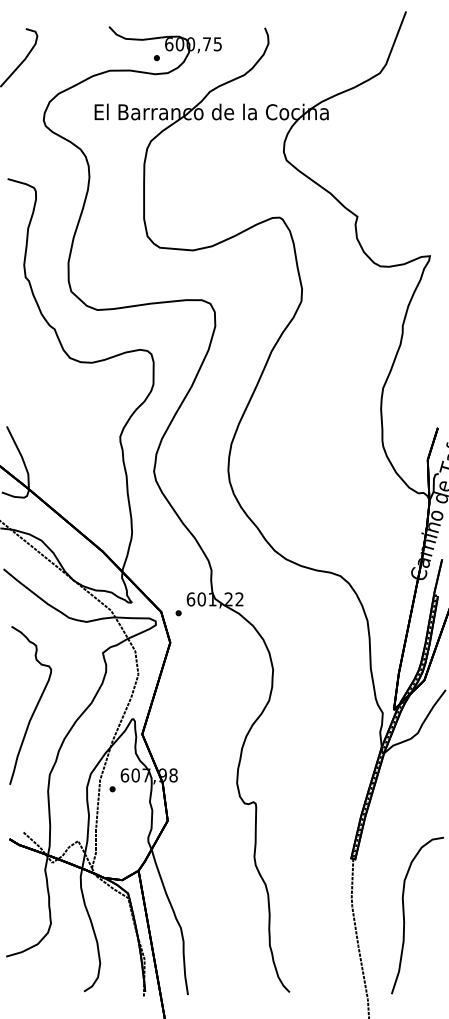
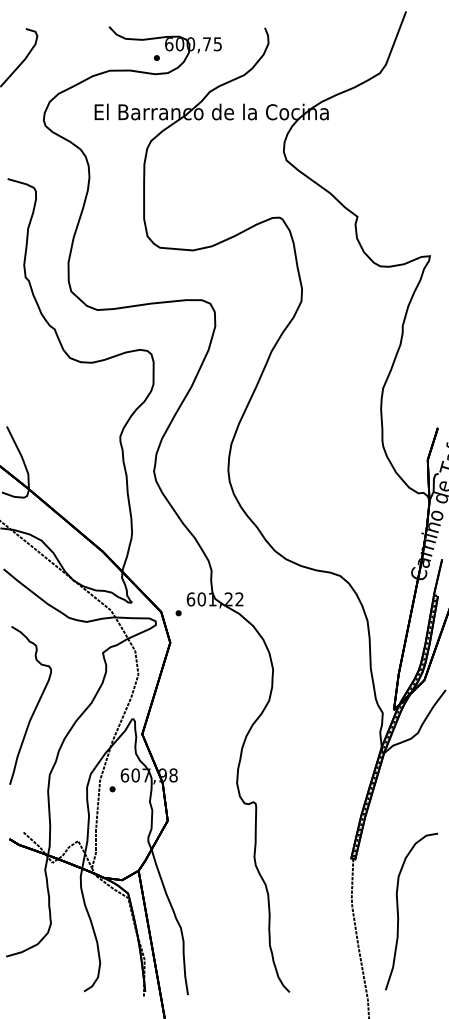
curve position: (404, 915) -> (398, 911) (398, 911)
